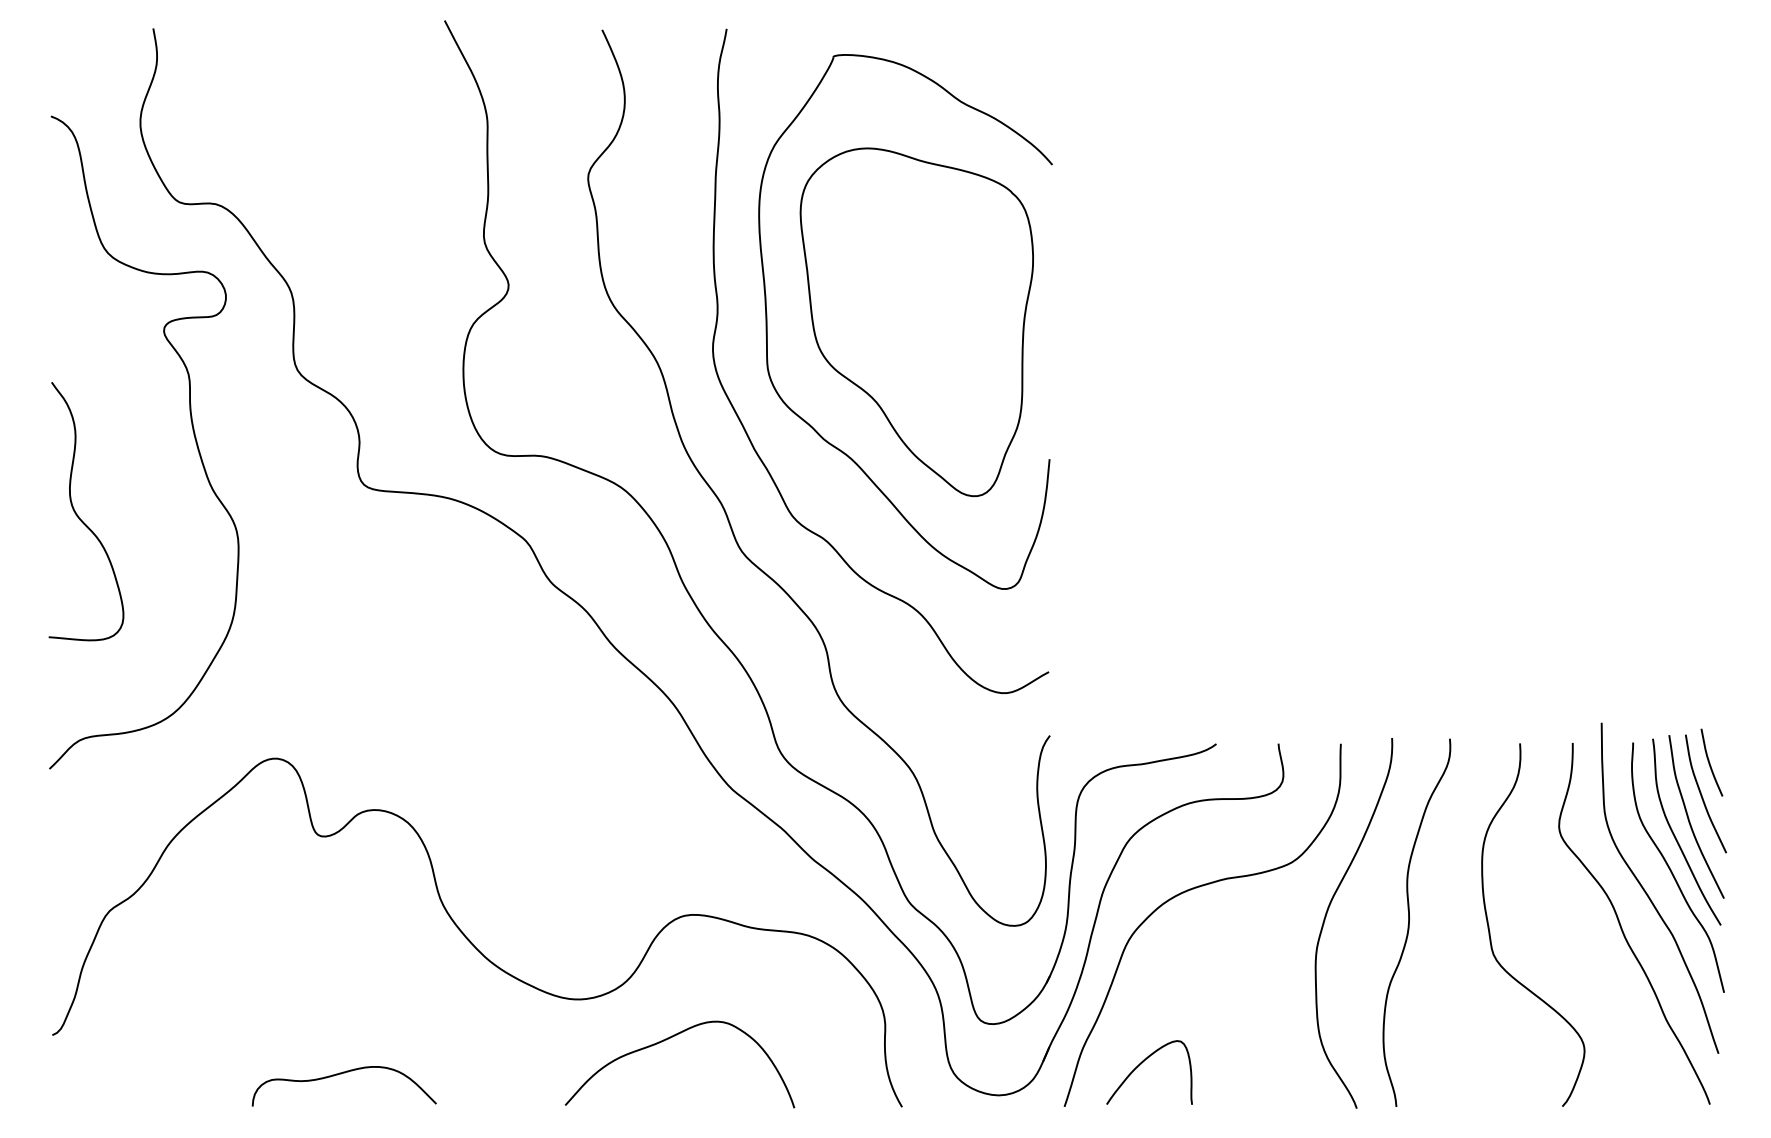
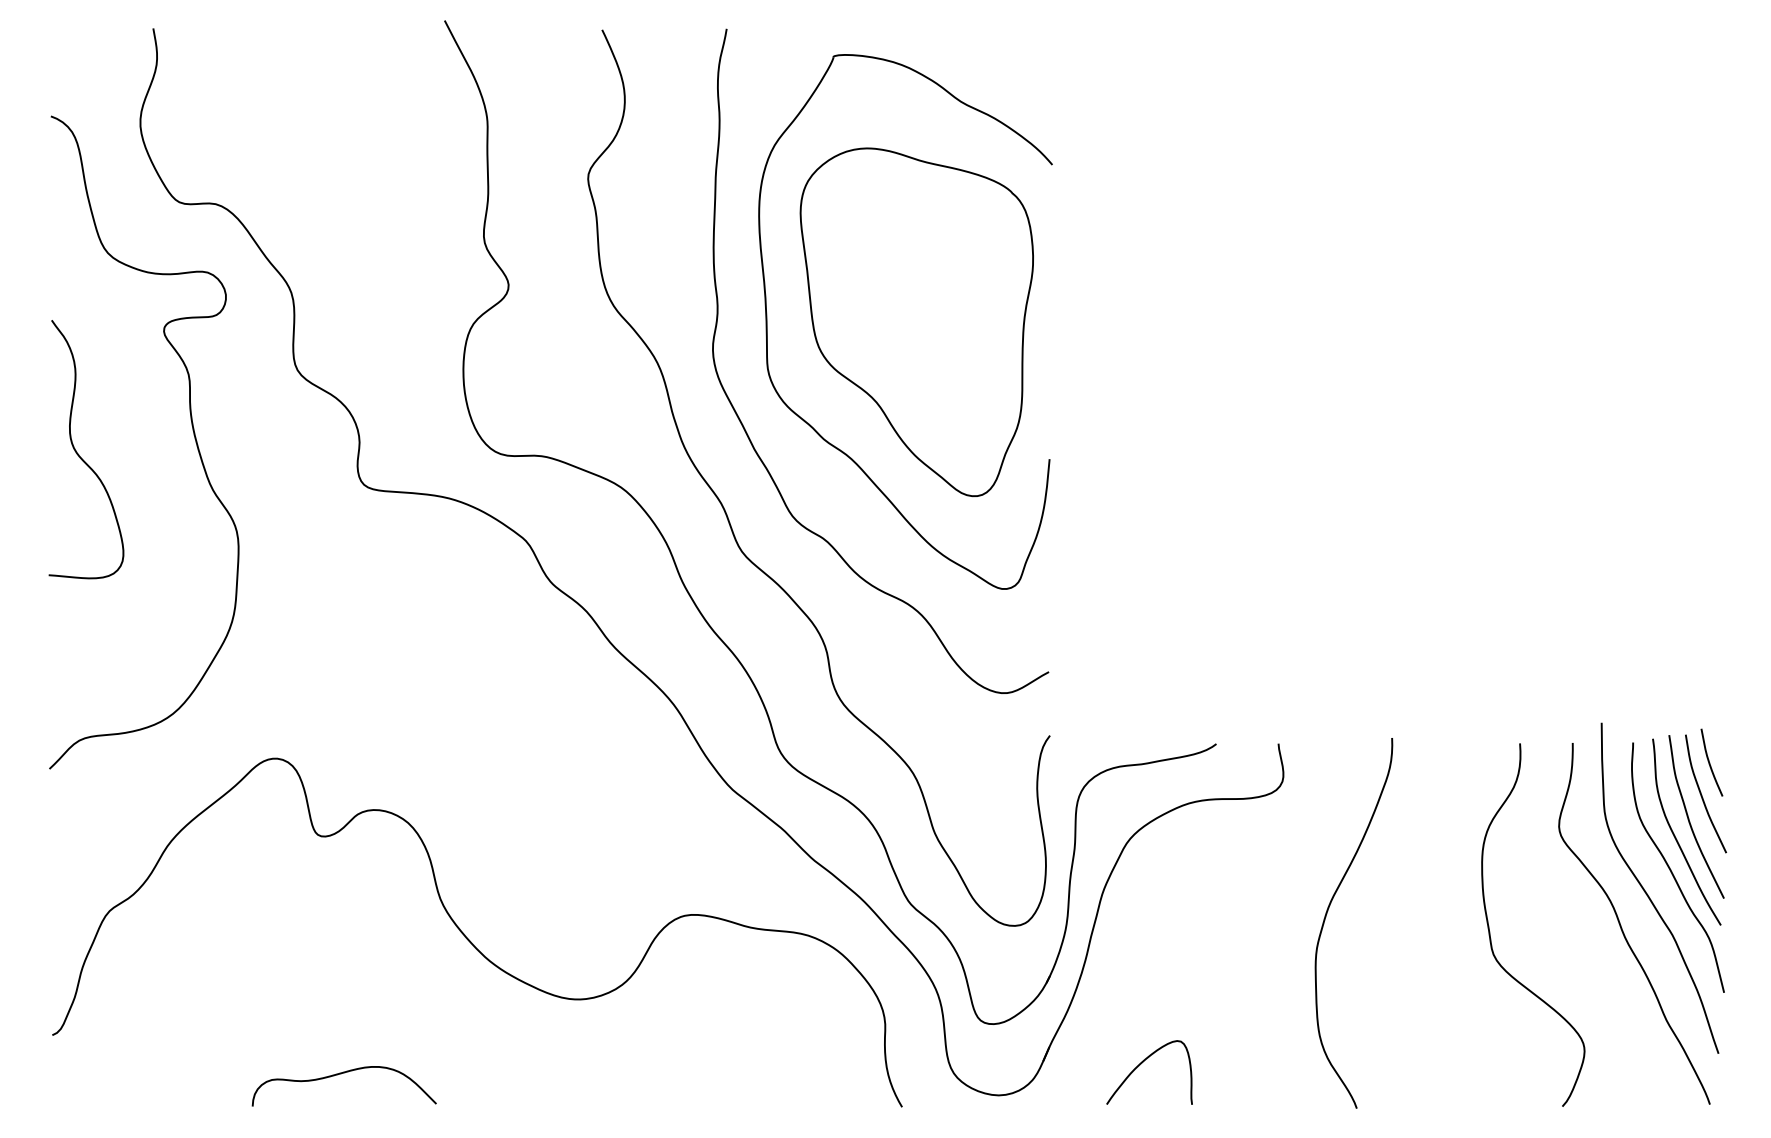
curve position: (79, 516) -> (79, 454) (79, 454)
curve: present -> none (1191, 890)
curve: present -> none (1409, 922)
curve: present -> none (666, 1040)
